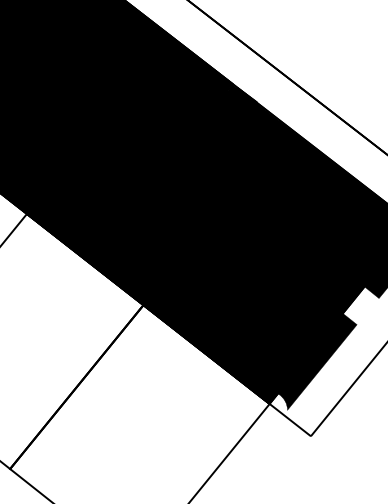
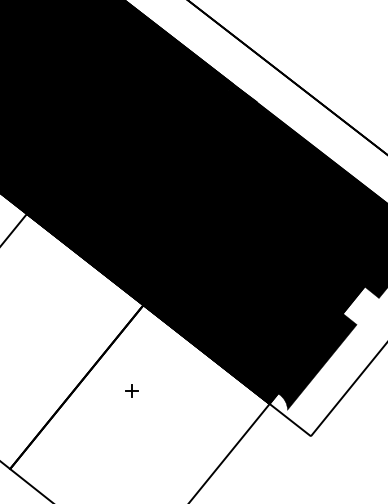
part: none -> present (131, 390)
